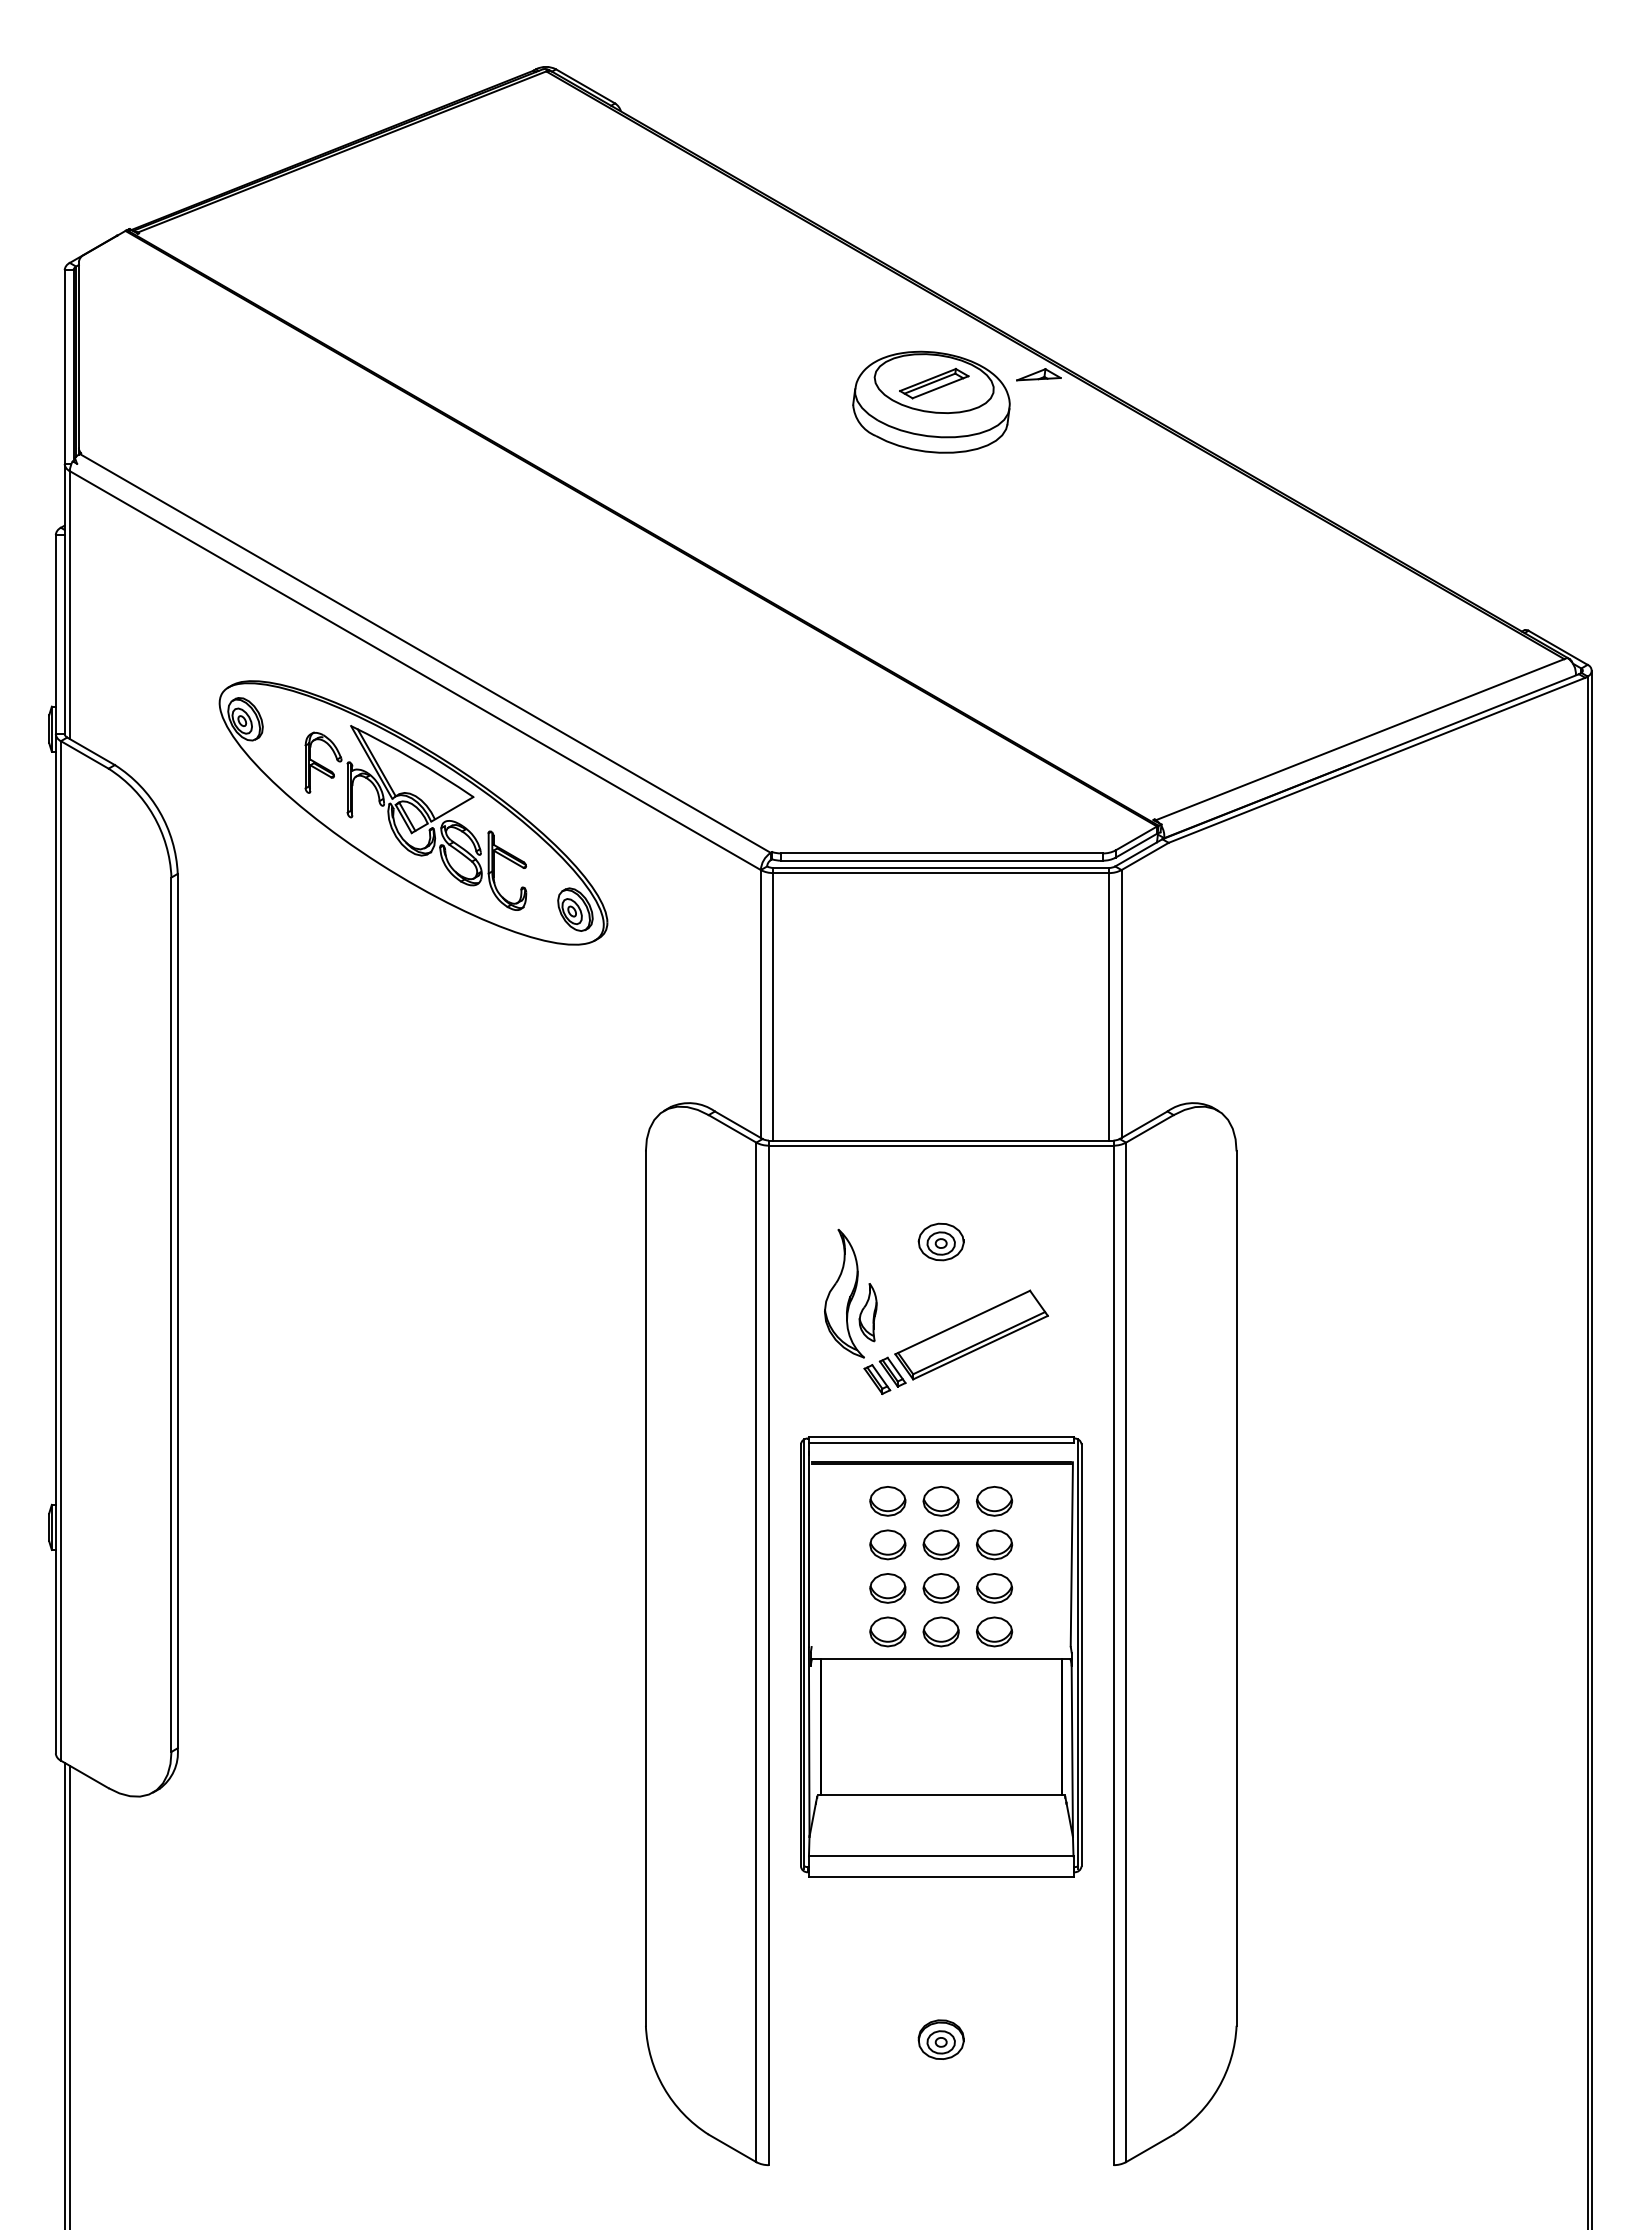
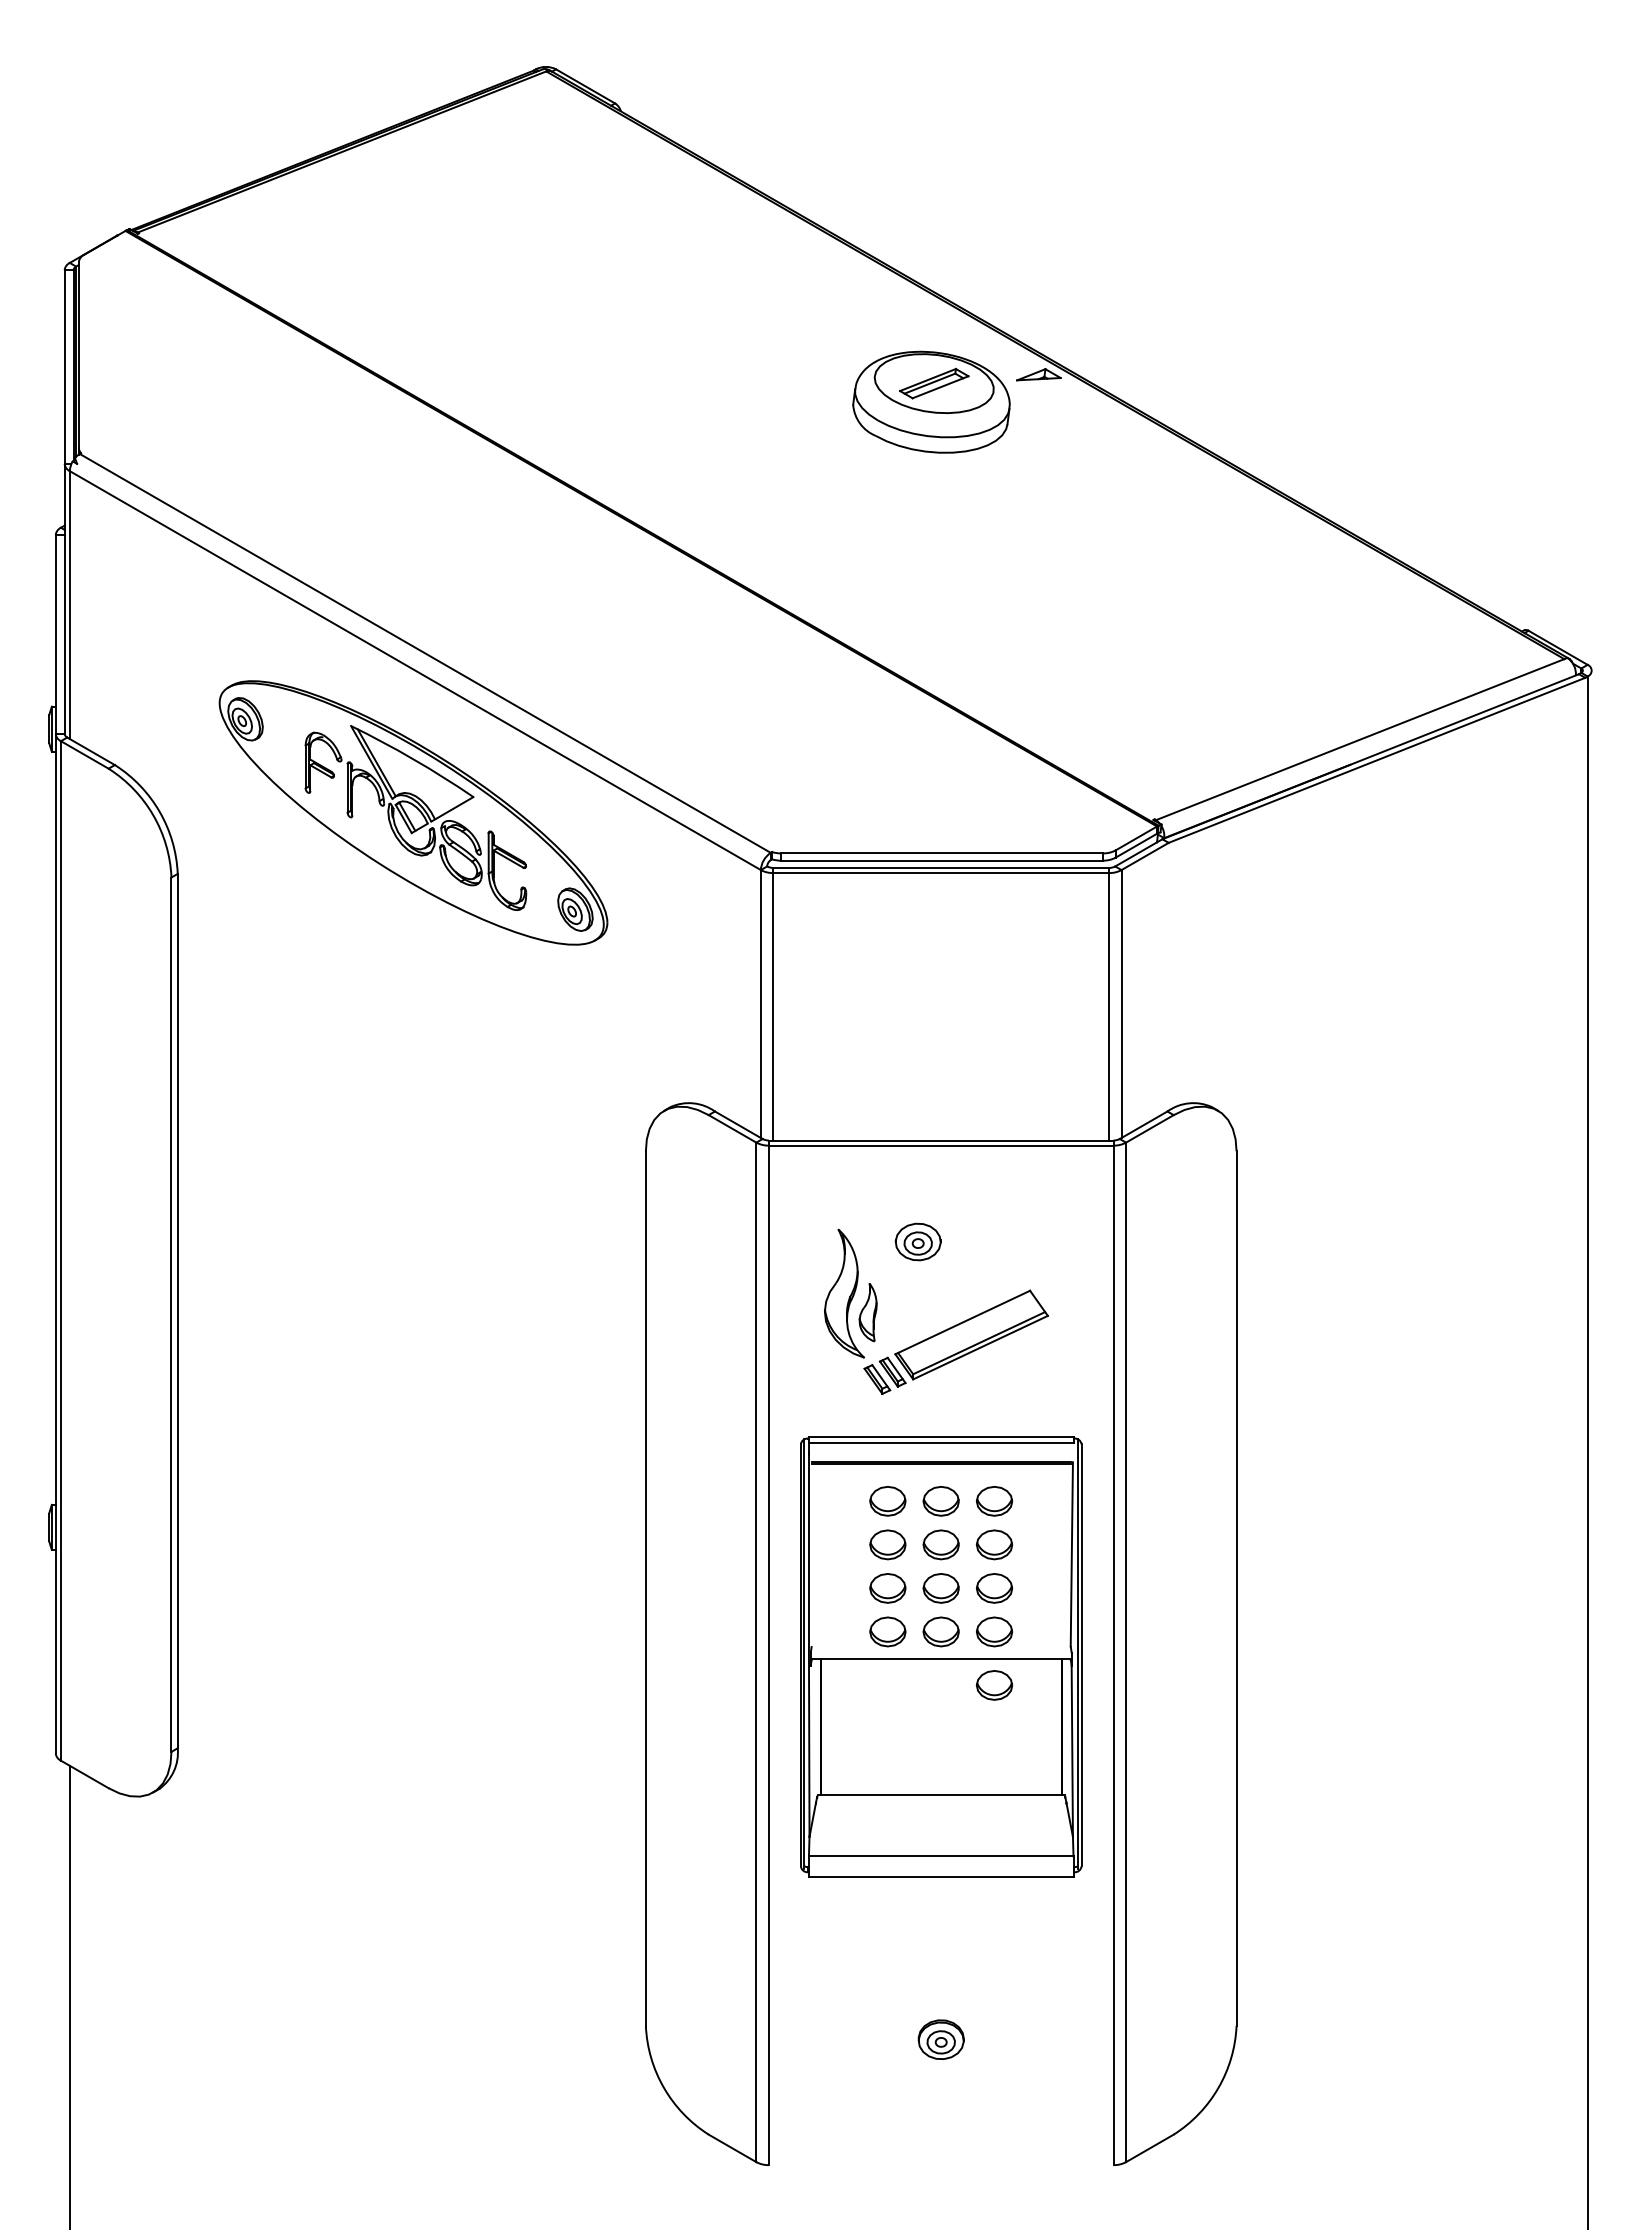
part position: (940, 1241) -> (917, 1241) (917, 1241)
line: present -> none (1591, 1448)
part: none -> present (994, 1685)
line: present -> none (64, 1994)
